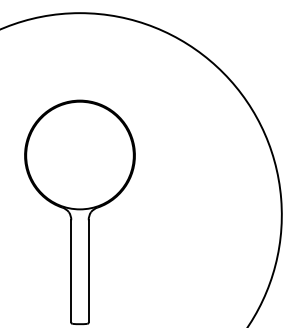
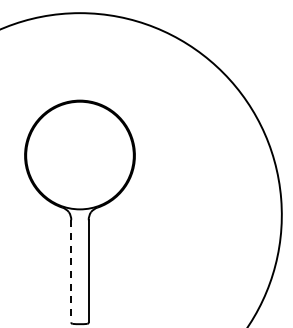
line: solid -> dashed (71, 271)
